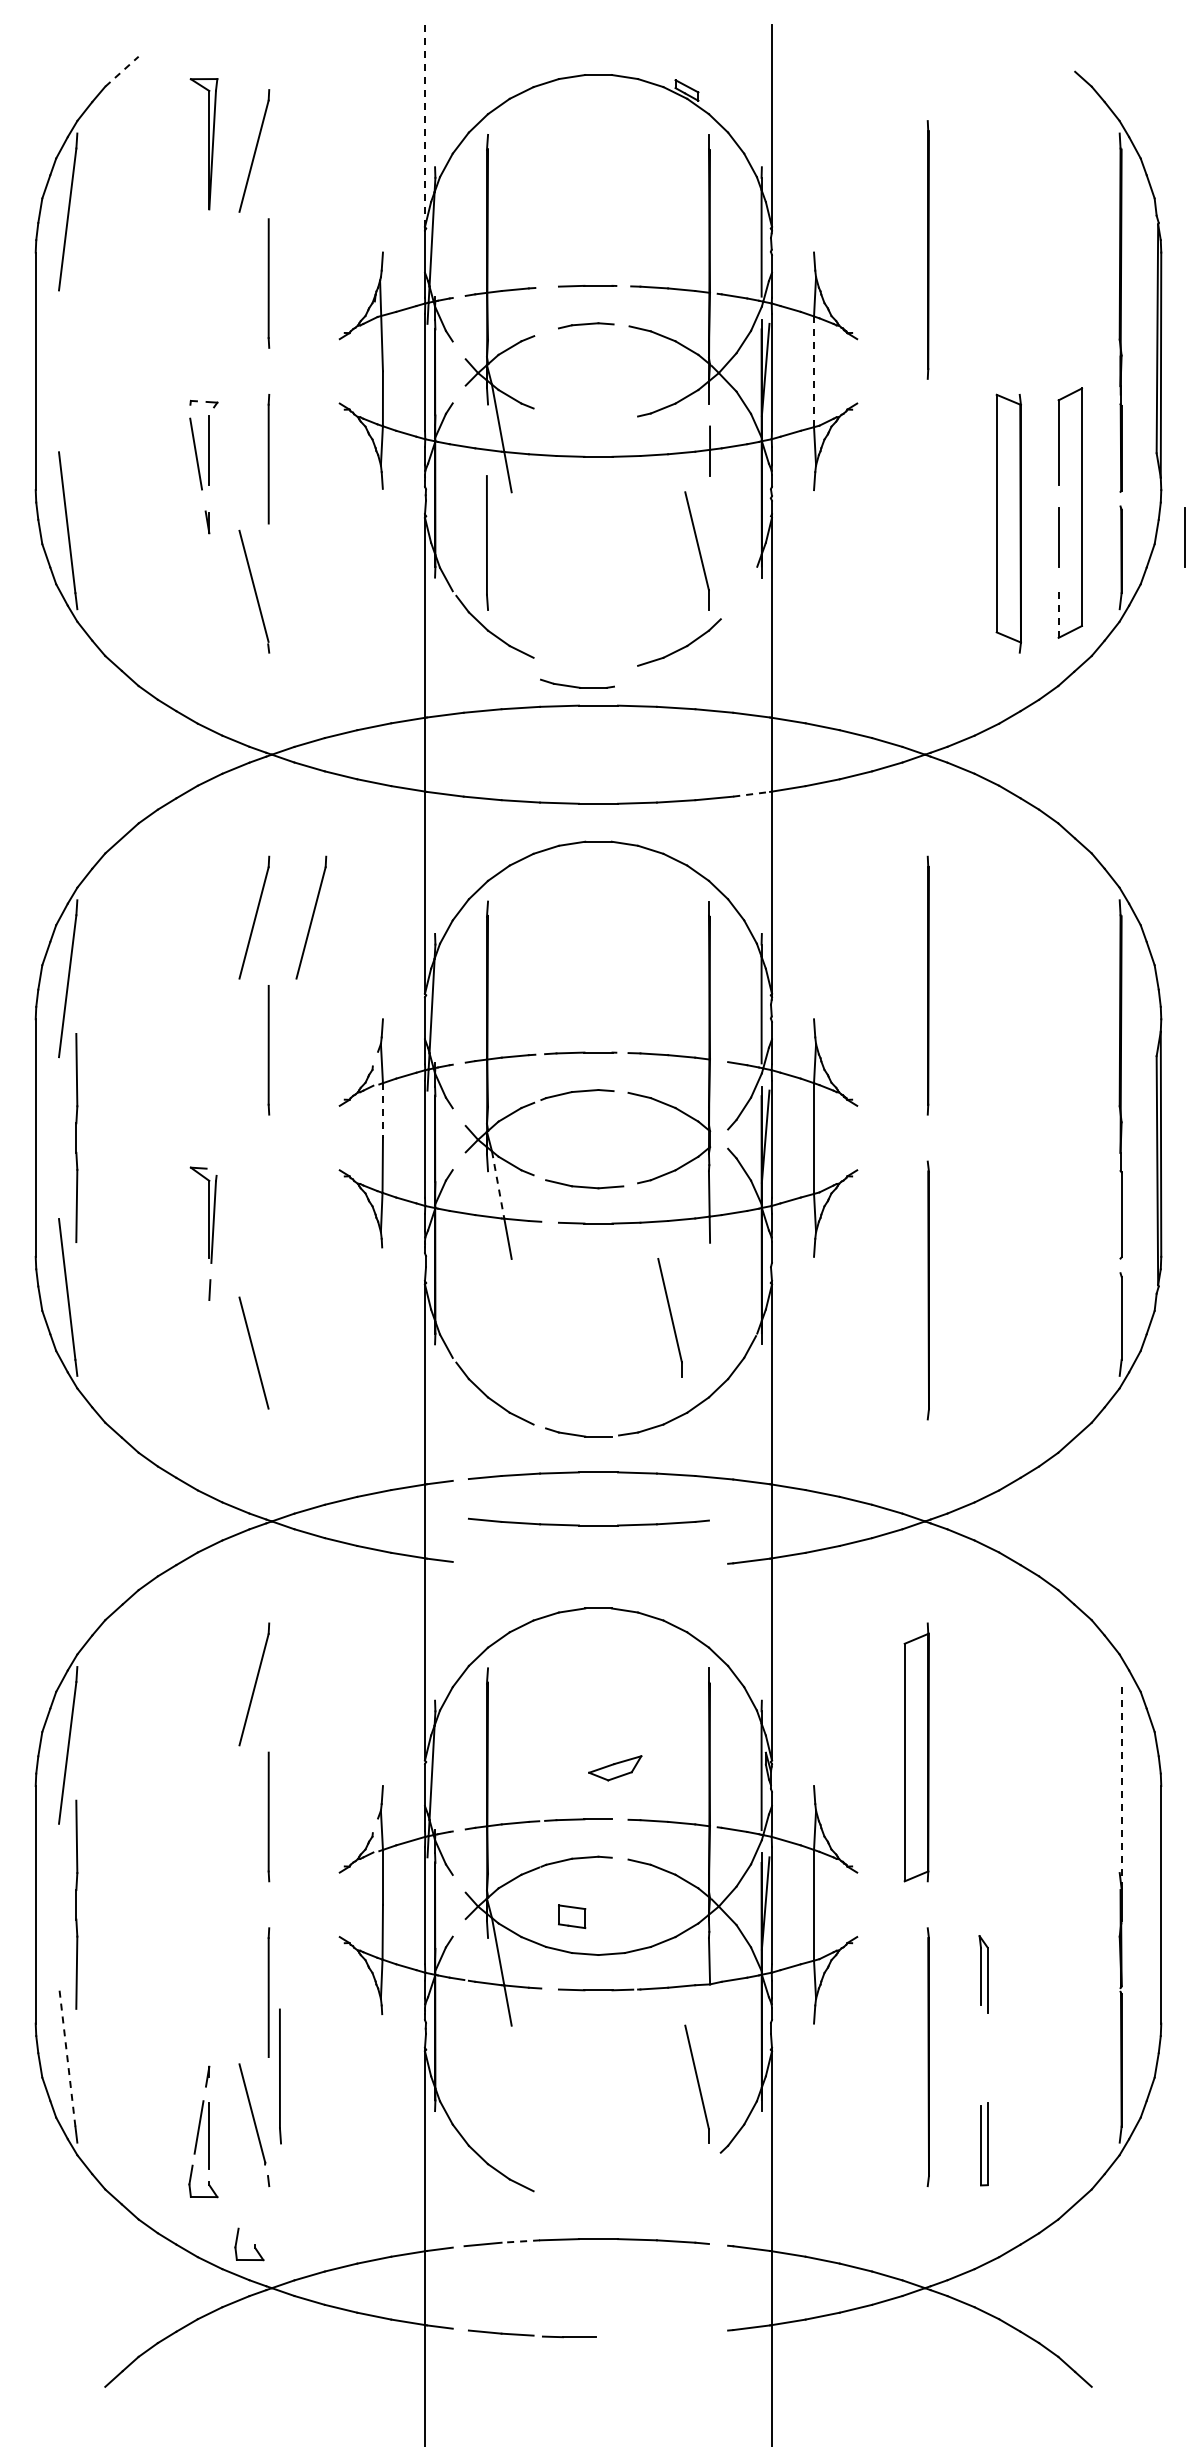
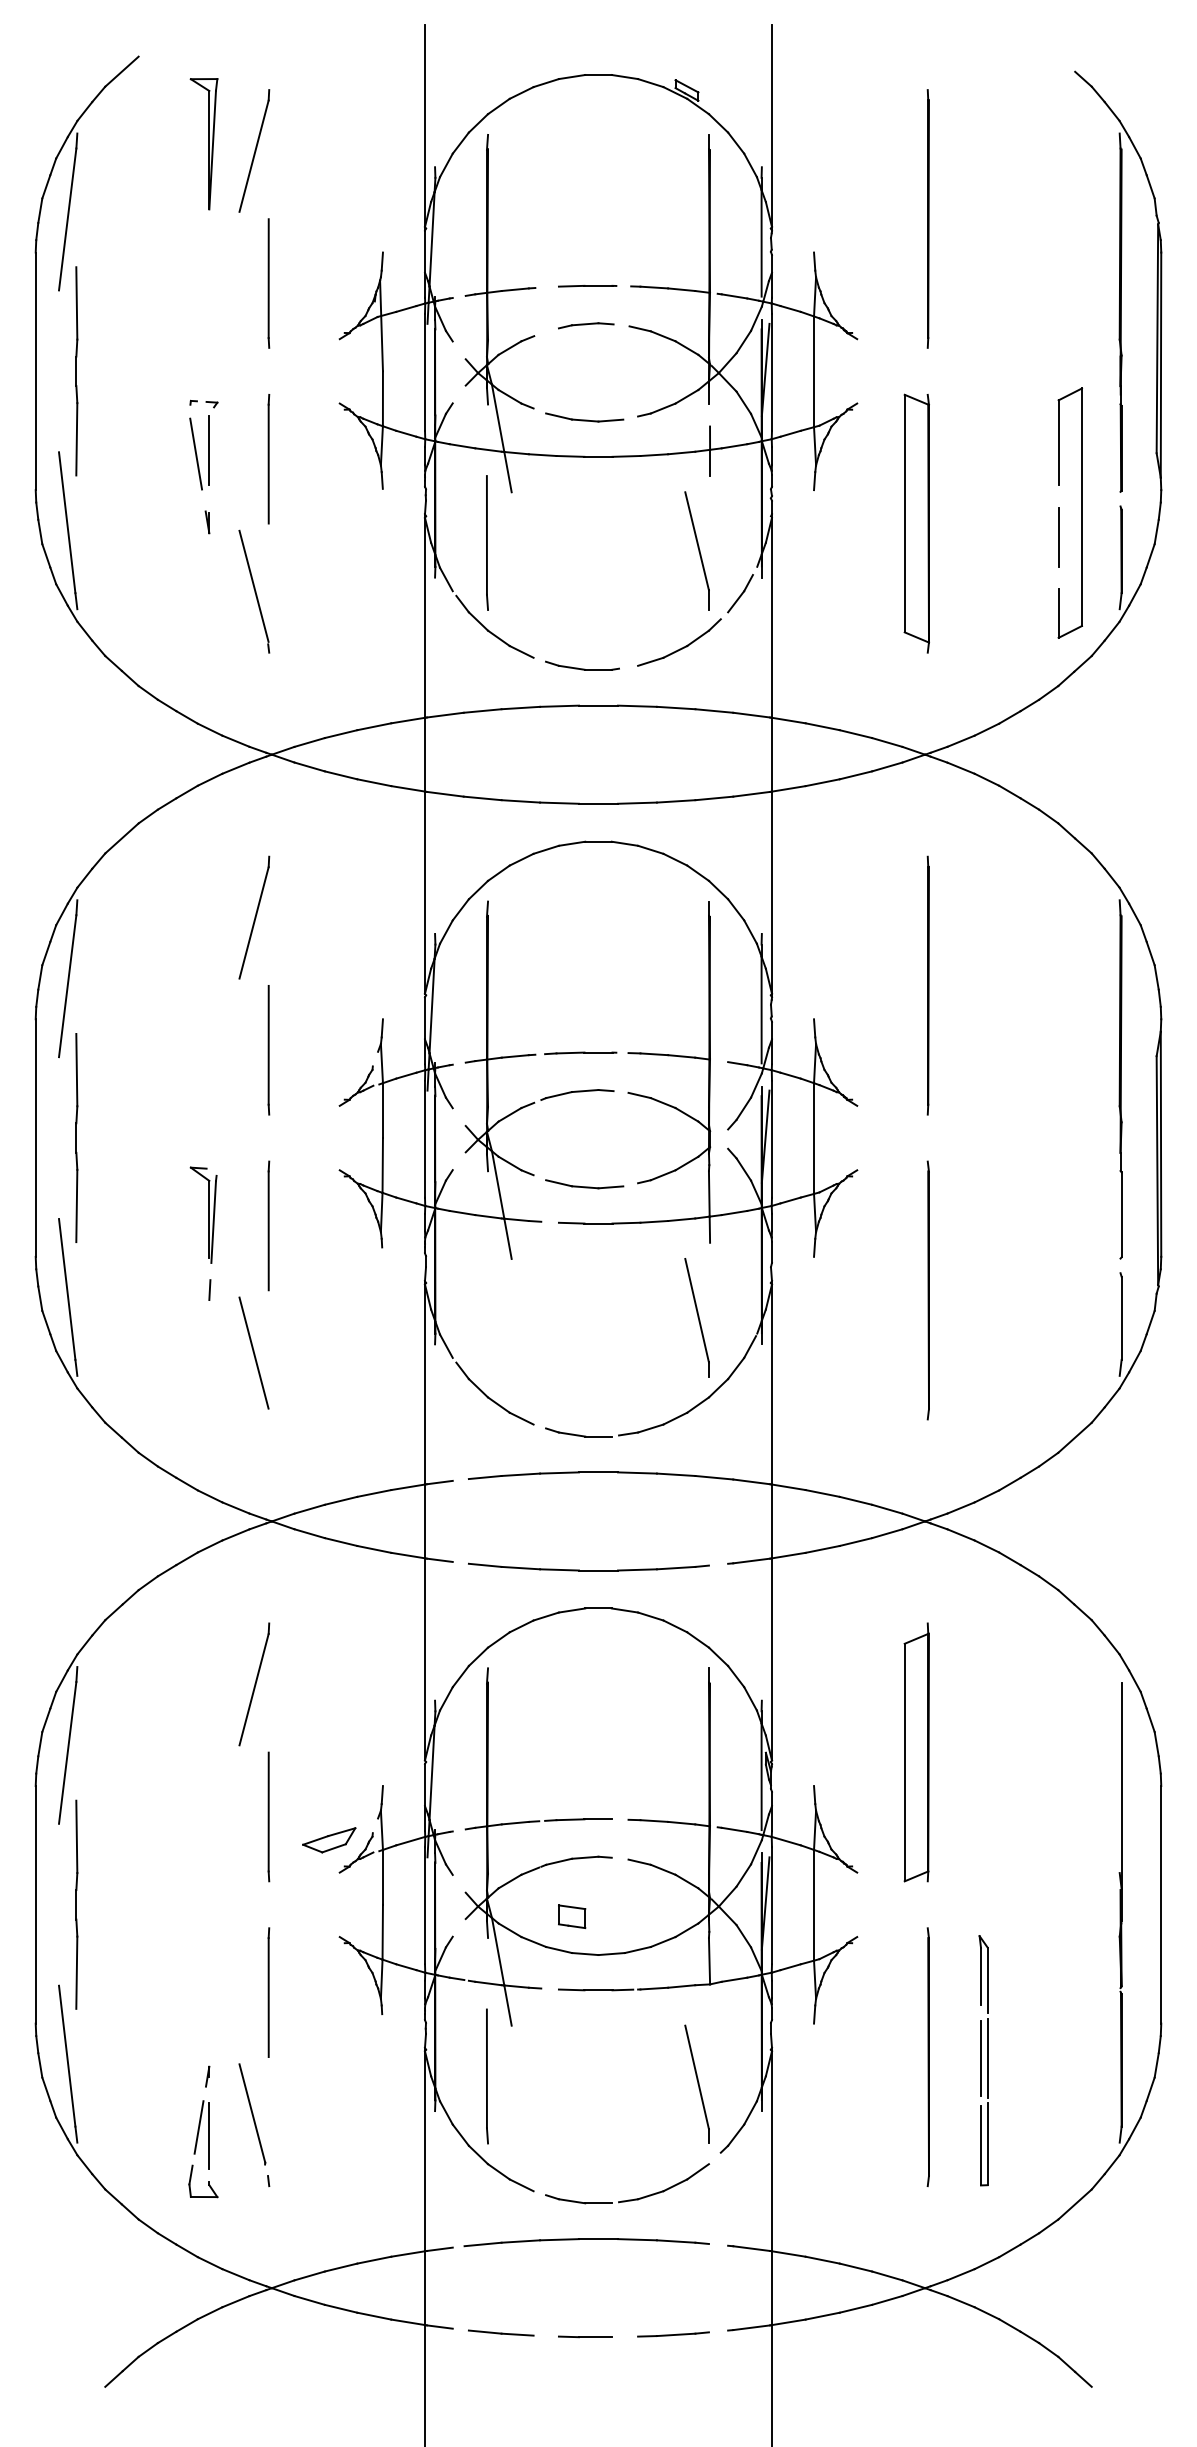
line: dashed -> solid (122, 71)
line: dashed -> solid (425, 125)
line position: (927, 249) -> (927, 218) (927, 218)
line: none -> present (76, 371)
line: dashed -> solid (814, 371)
part: none -> present (584, 417)
part position: (1008, 523) -> (916, 523) (916, 523)
line: present -> none (1184, 537)
part: none -> present (740, 593)
line: dashed -> solid (1058, 613)
part position: (577, 683) -> (582, 665) (582, 665)
line: dashed -> solid (751, 794)
part: present -> none (311, 917)
line: dashed -> solid (382, 1111)
line: dashed -> solid (498, 1185)
line: none -> present (268, 1225)
part position: (669, 1317) -> (696, 1317) (696, 1317)
part position: (588, 1521) -> (588, 1566) (588, 1566)
part position: (615, 1768) -> (329, 1840) (329, 1840)
line: dashed -> solid (1121, 1785)
line: dashed -> solid (67, 2056)
line: none -> present (987, 2057)
line: none -> present (981, 2058)
line position: (280, 2076) -> (487, 2076) (487, 2076)
part: none -> present (628, 2199)
line: dashed -> solid (520, 2241)
part: present -> none (249, 2244)
line: none -> present (673, 2334)
part position: (569, 2336) -> (585, 2336) (585, 2336)
